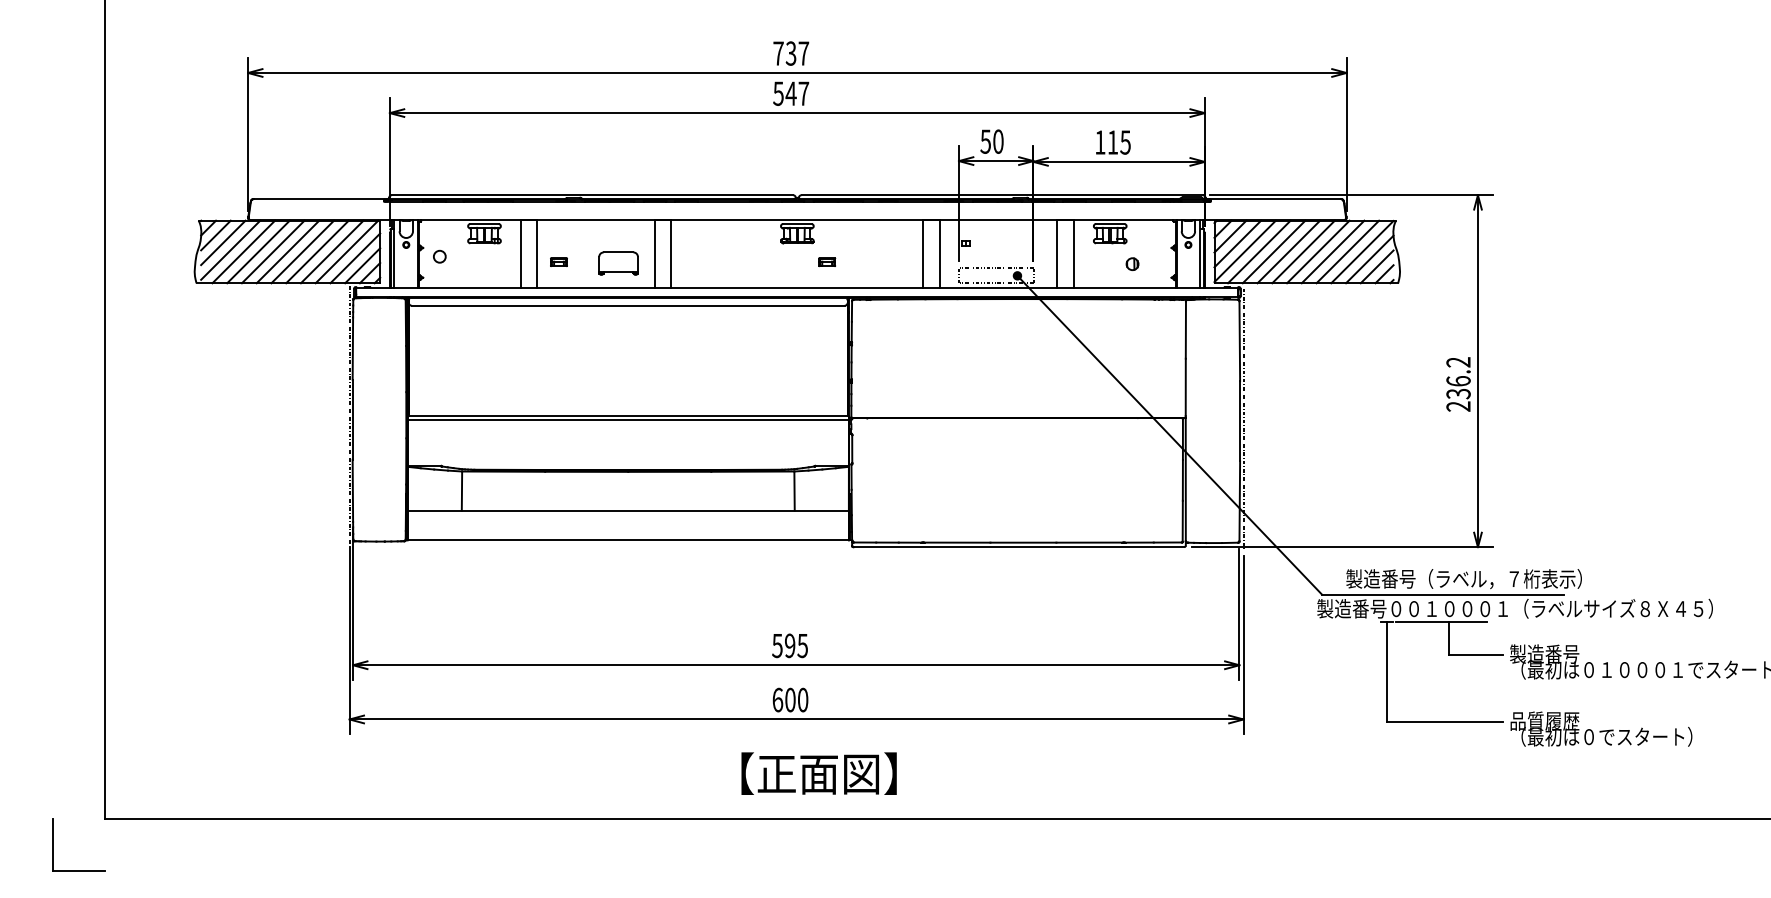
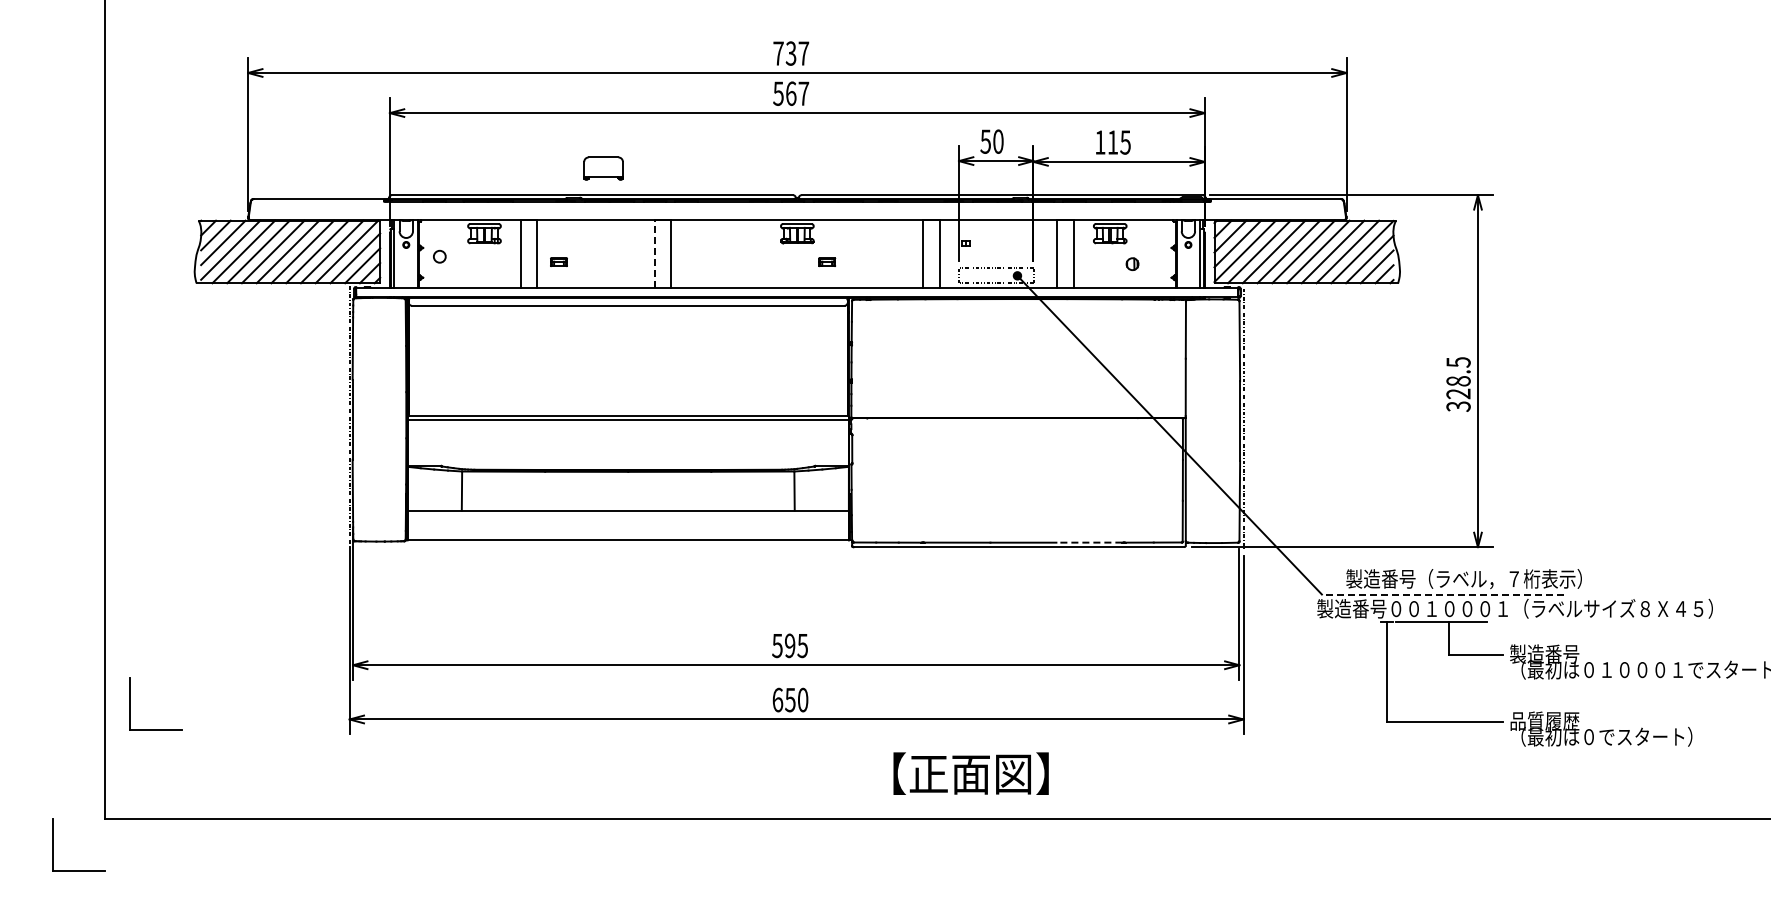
text: 547 -> 567 (790, 93)
line: solid -> dashed (655, 253)
part position: (618, 263) -> (603, 168) (603, 168)
text: 236.2 -> 328.5 (1458, 384)
line: solid -> dashed (1089, 542)
line: solid -> dashed (1442, 594)
text: 600 -> 650 (790, 699)
part: none -> present (130, 703)
text position: (818, 773) -> (970, 773) (970, 773)
